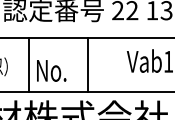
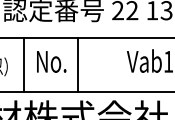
line position: (29, 64) -> (24, 64) (24, 64)
line position: (88, 64) -> (78, 64) (78, 64)
text position: (51, 70) -> (51, 61) (51, 61)
